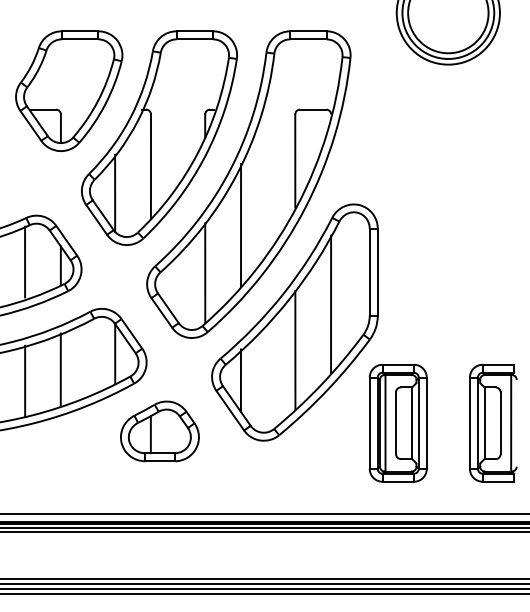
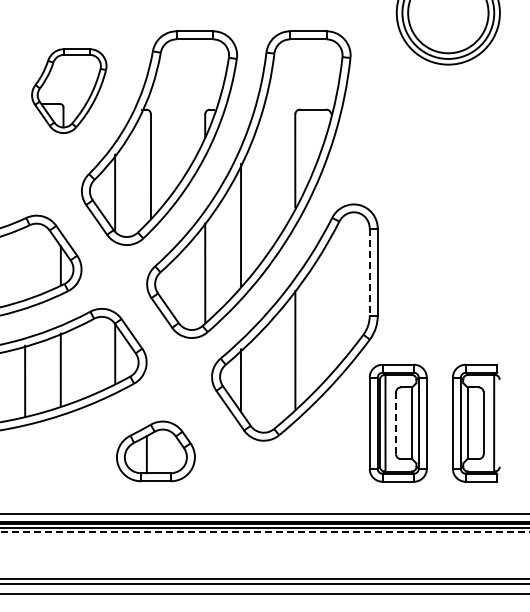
part size: 109x122 px -> 77x86 px (69, 90)
line: present -> none (25, 261)
line: solid -> dashed (369, 272)
line: present -> none (331, 304)
part position: (493, 422) -> (476, 422) (476, 422)
line: solid -> dashed (396, 423)
part position: (159, 431) -> (155, 451) (155, 451)
line: solid -> dashed (264, 532)
line: present -> none (264, 588)
